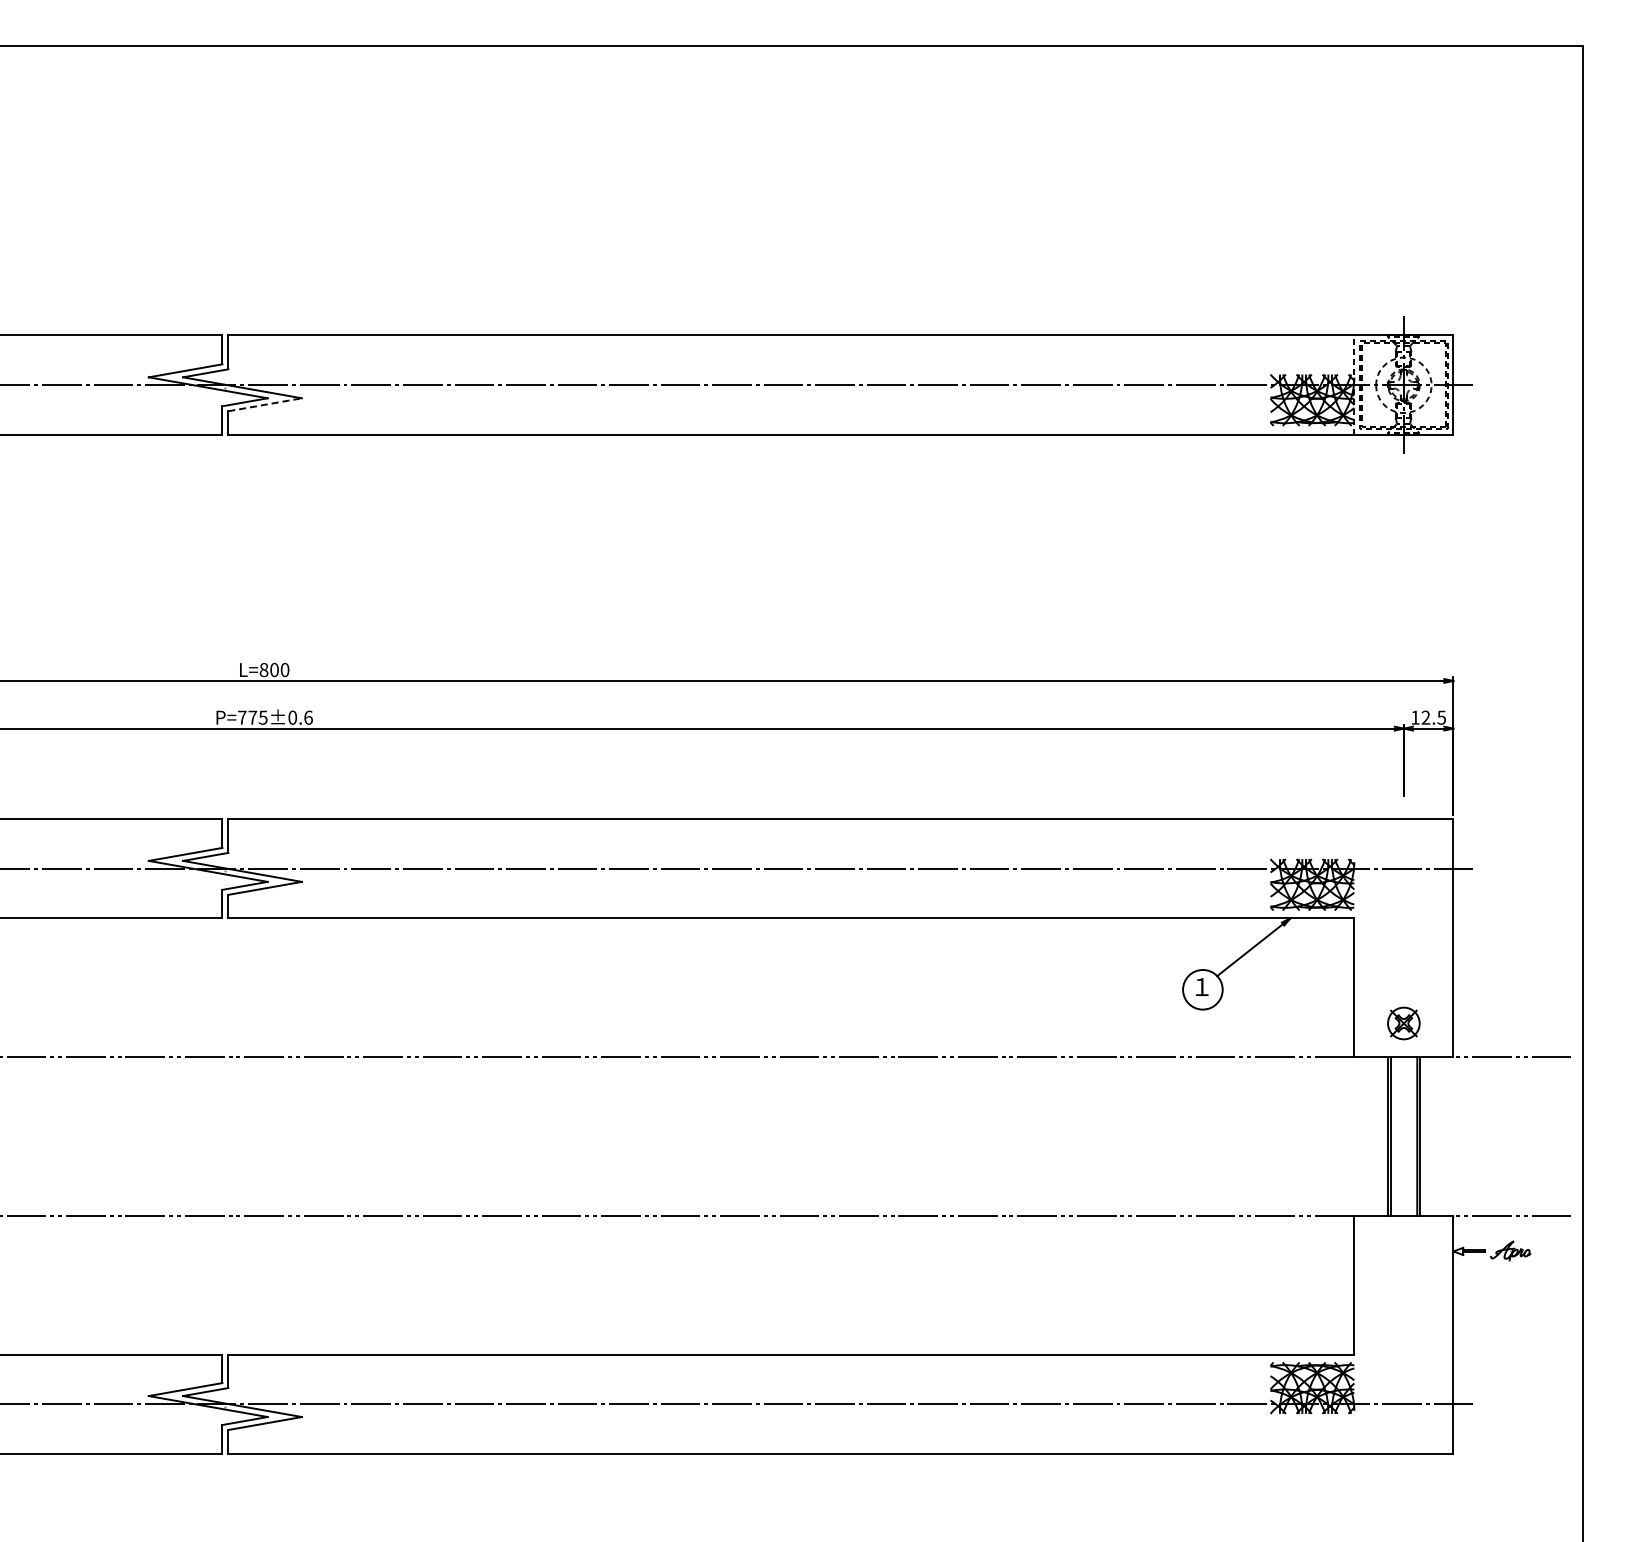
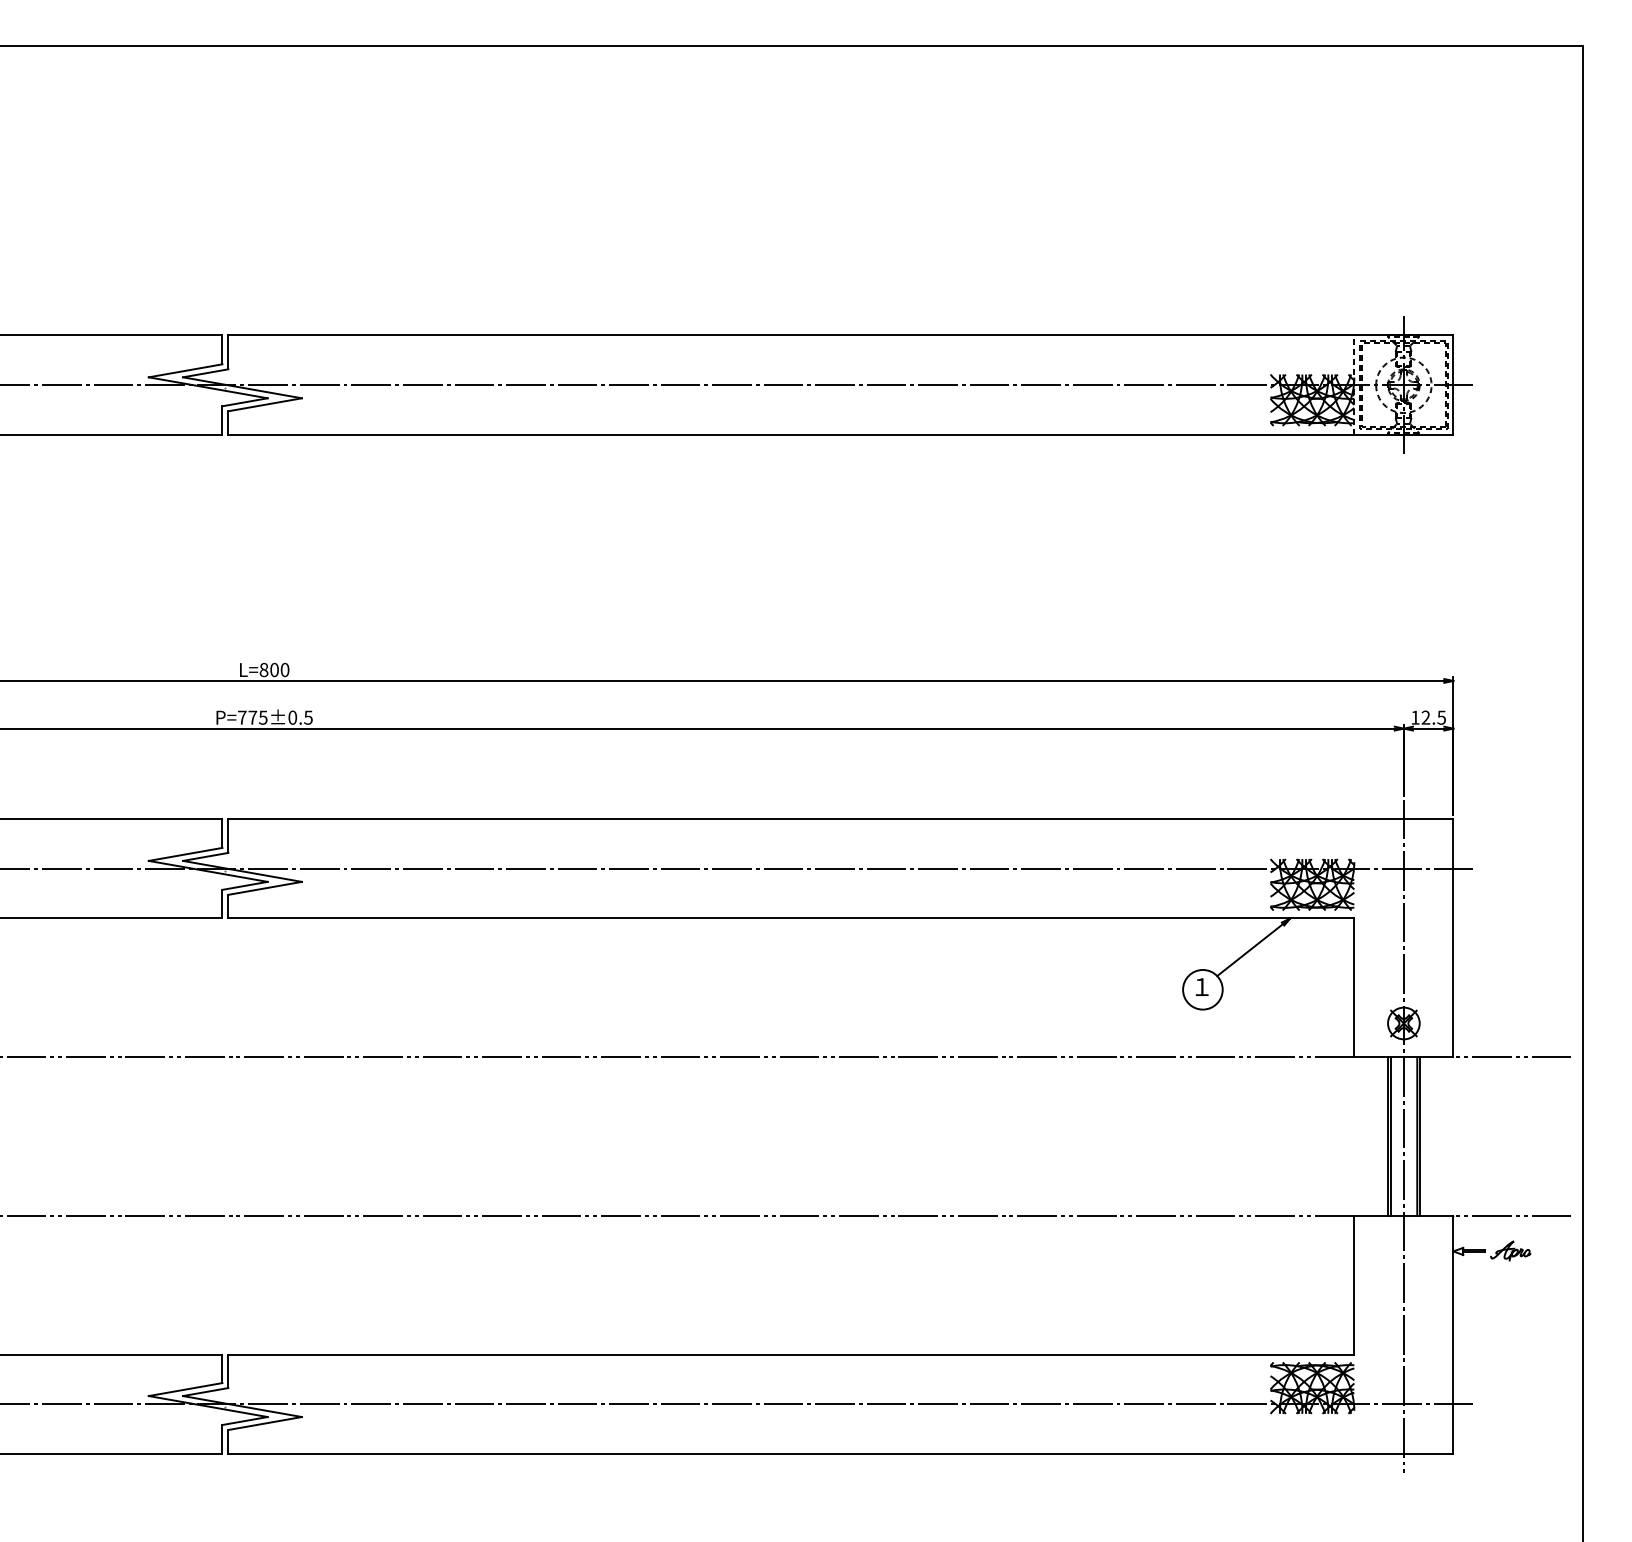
line: dashed -> solid (265, 404)
text: P=775±0.6 -> P=775±0.5 (308, 717)
line: none -> present (1403, 1136)
